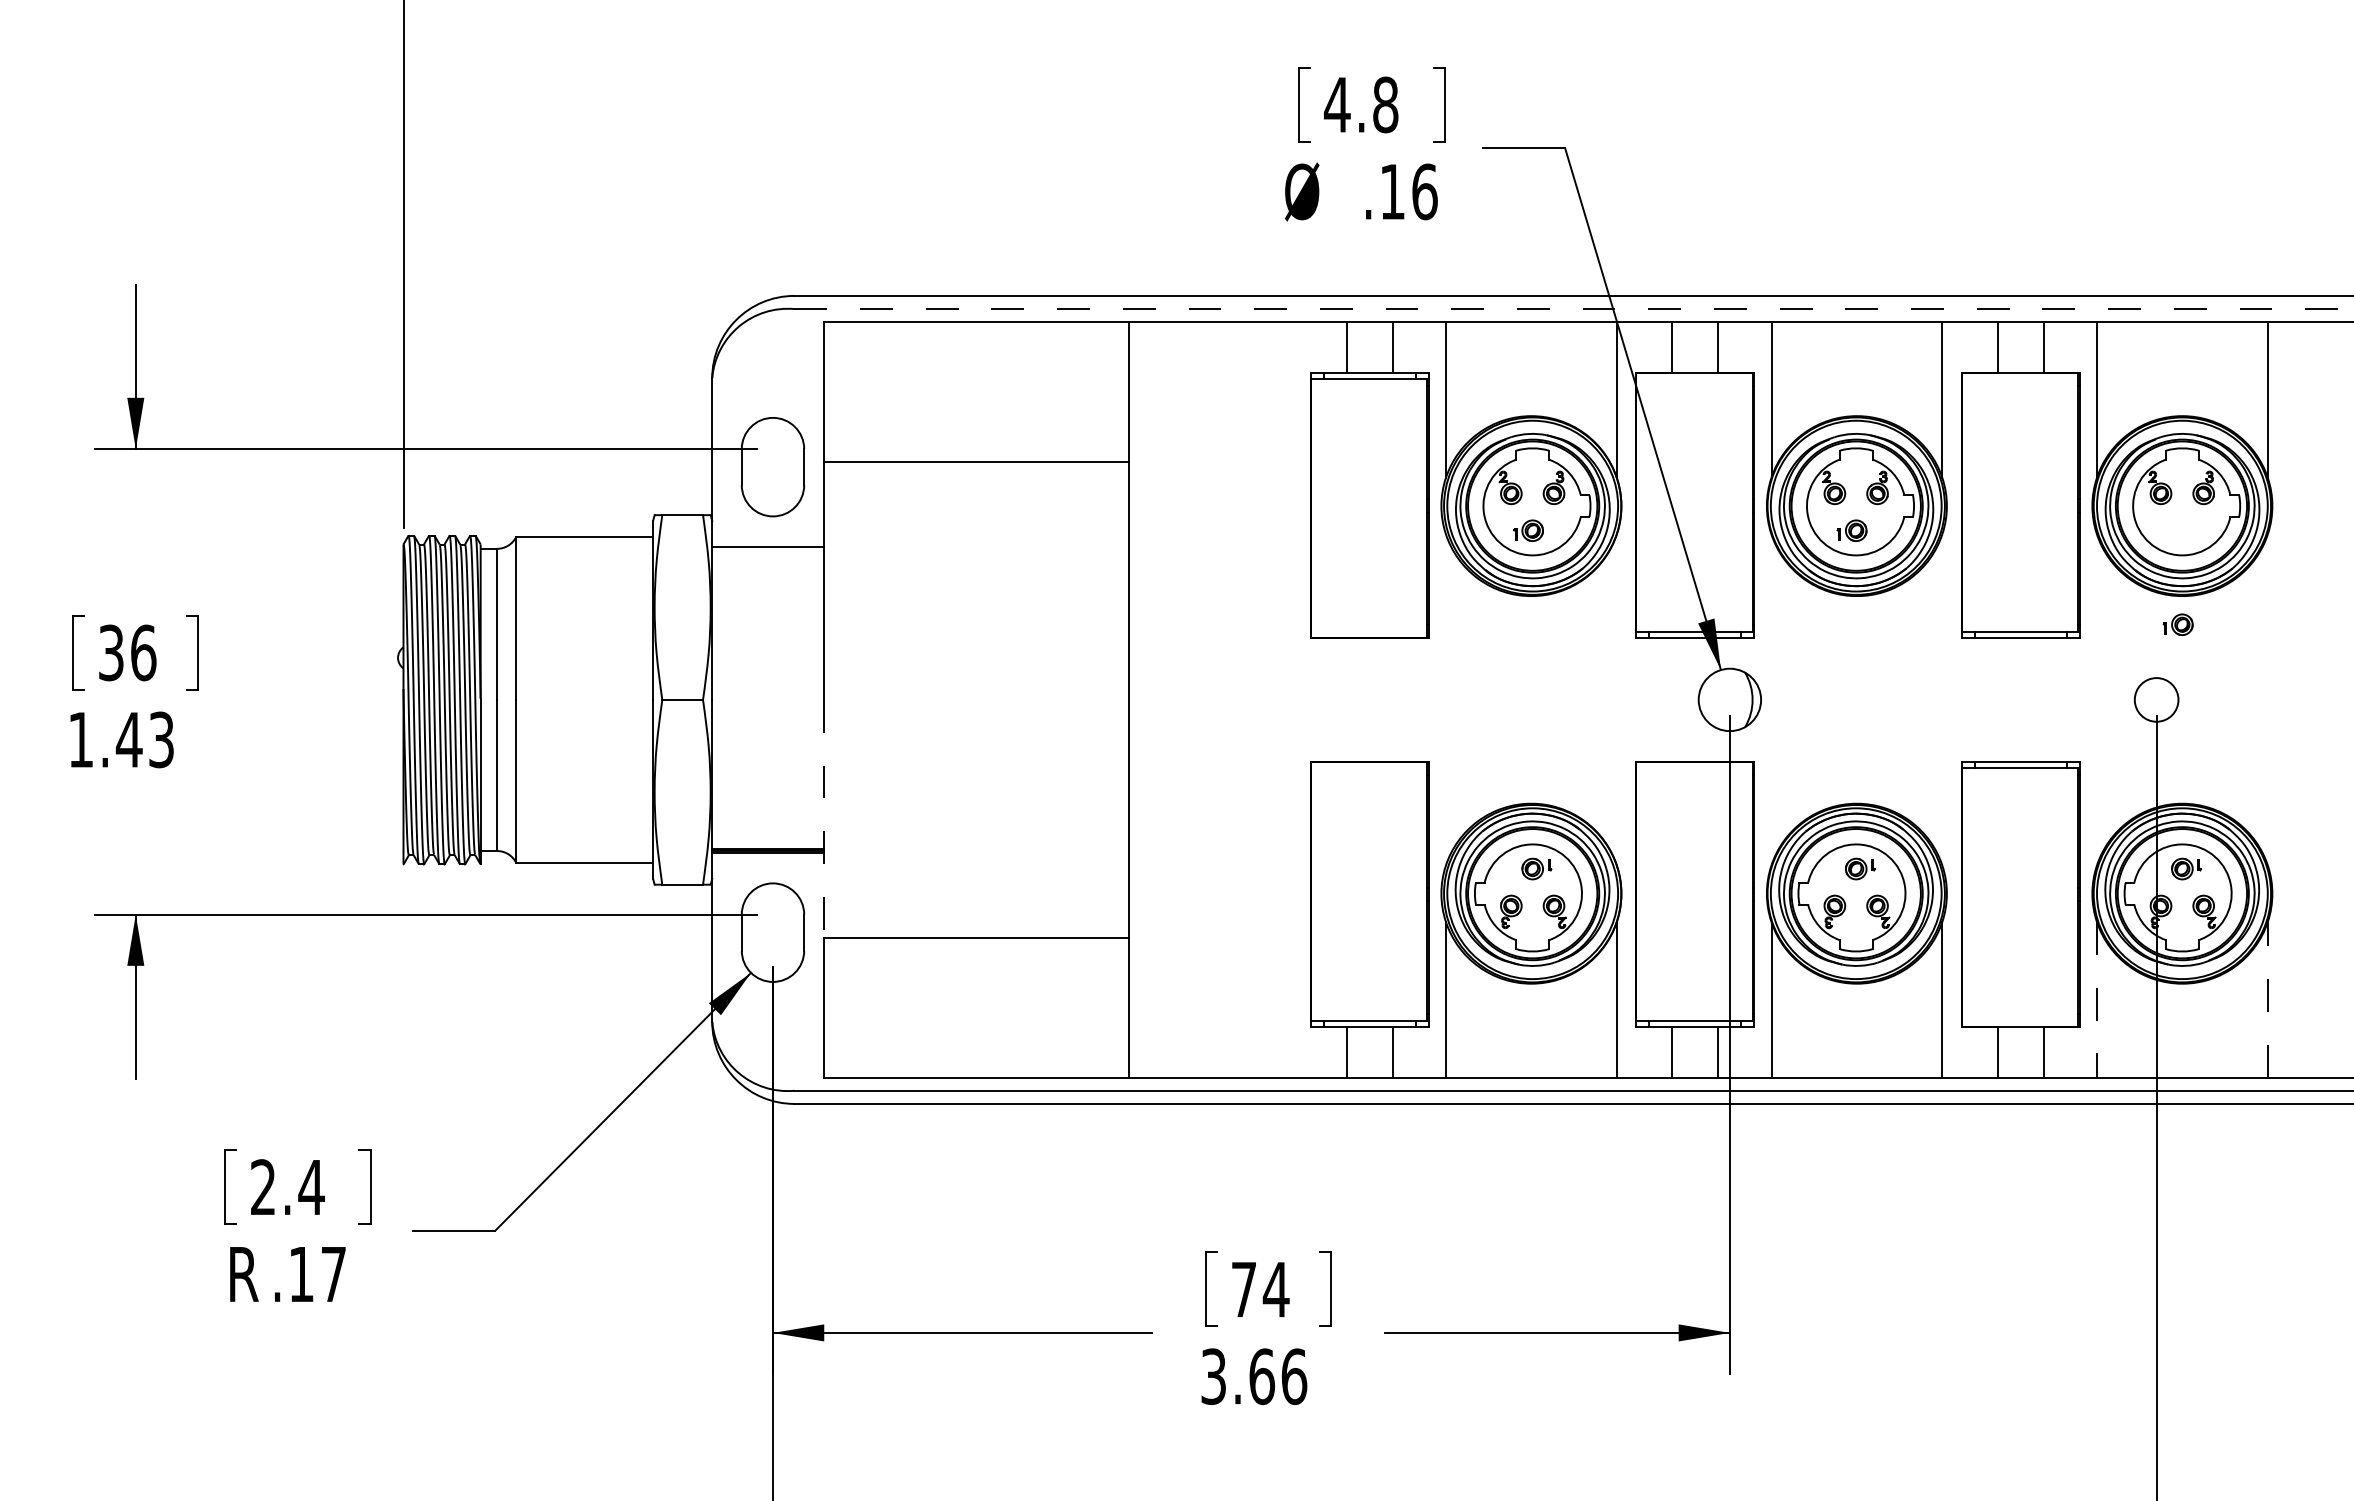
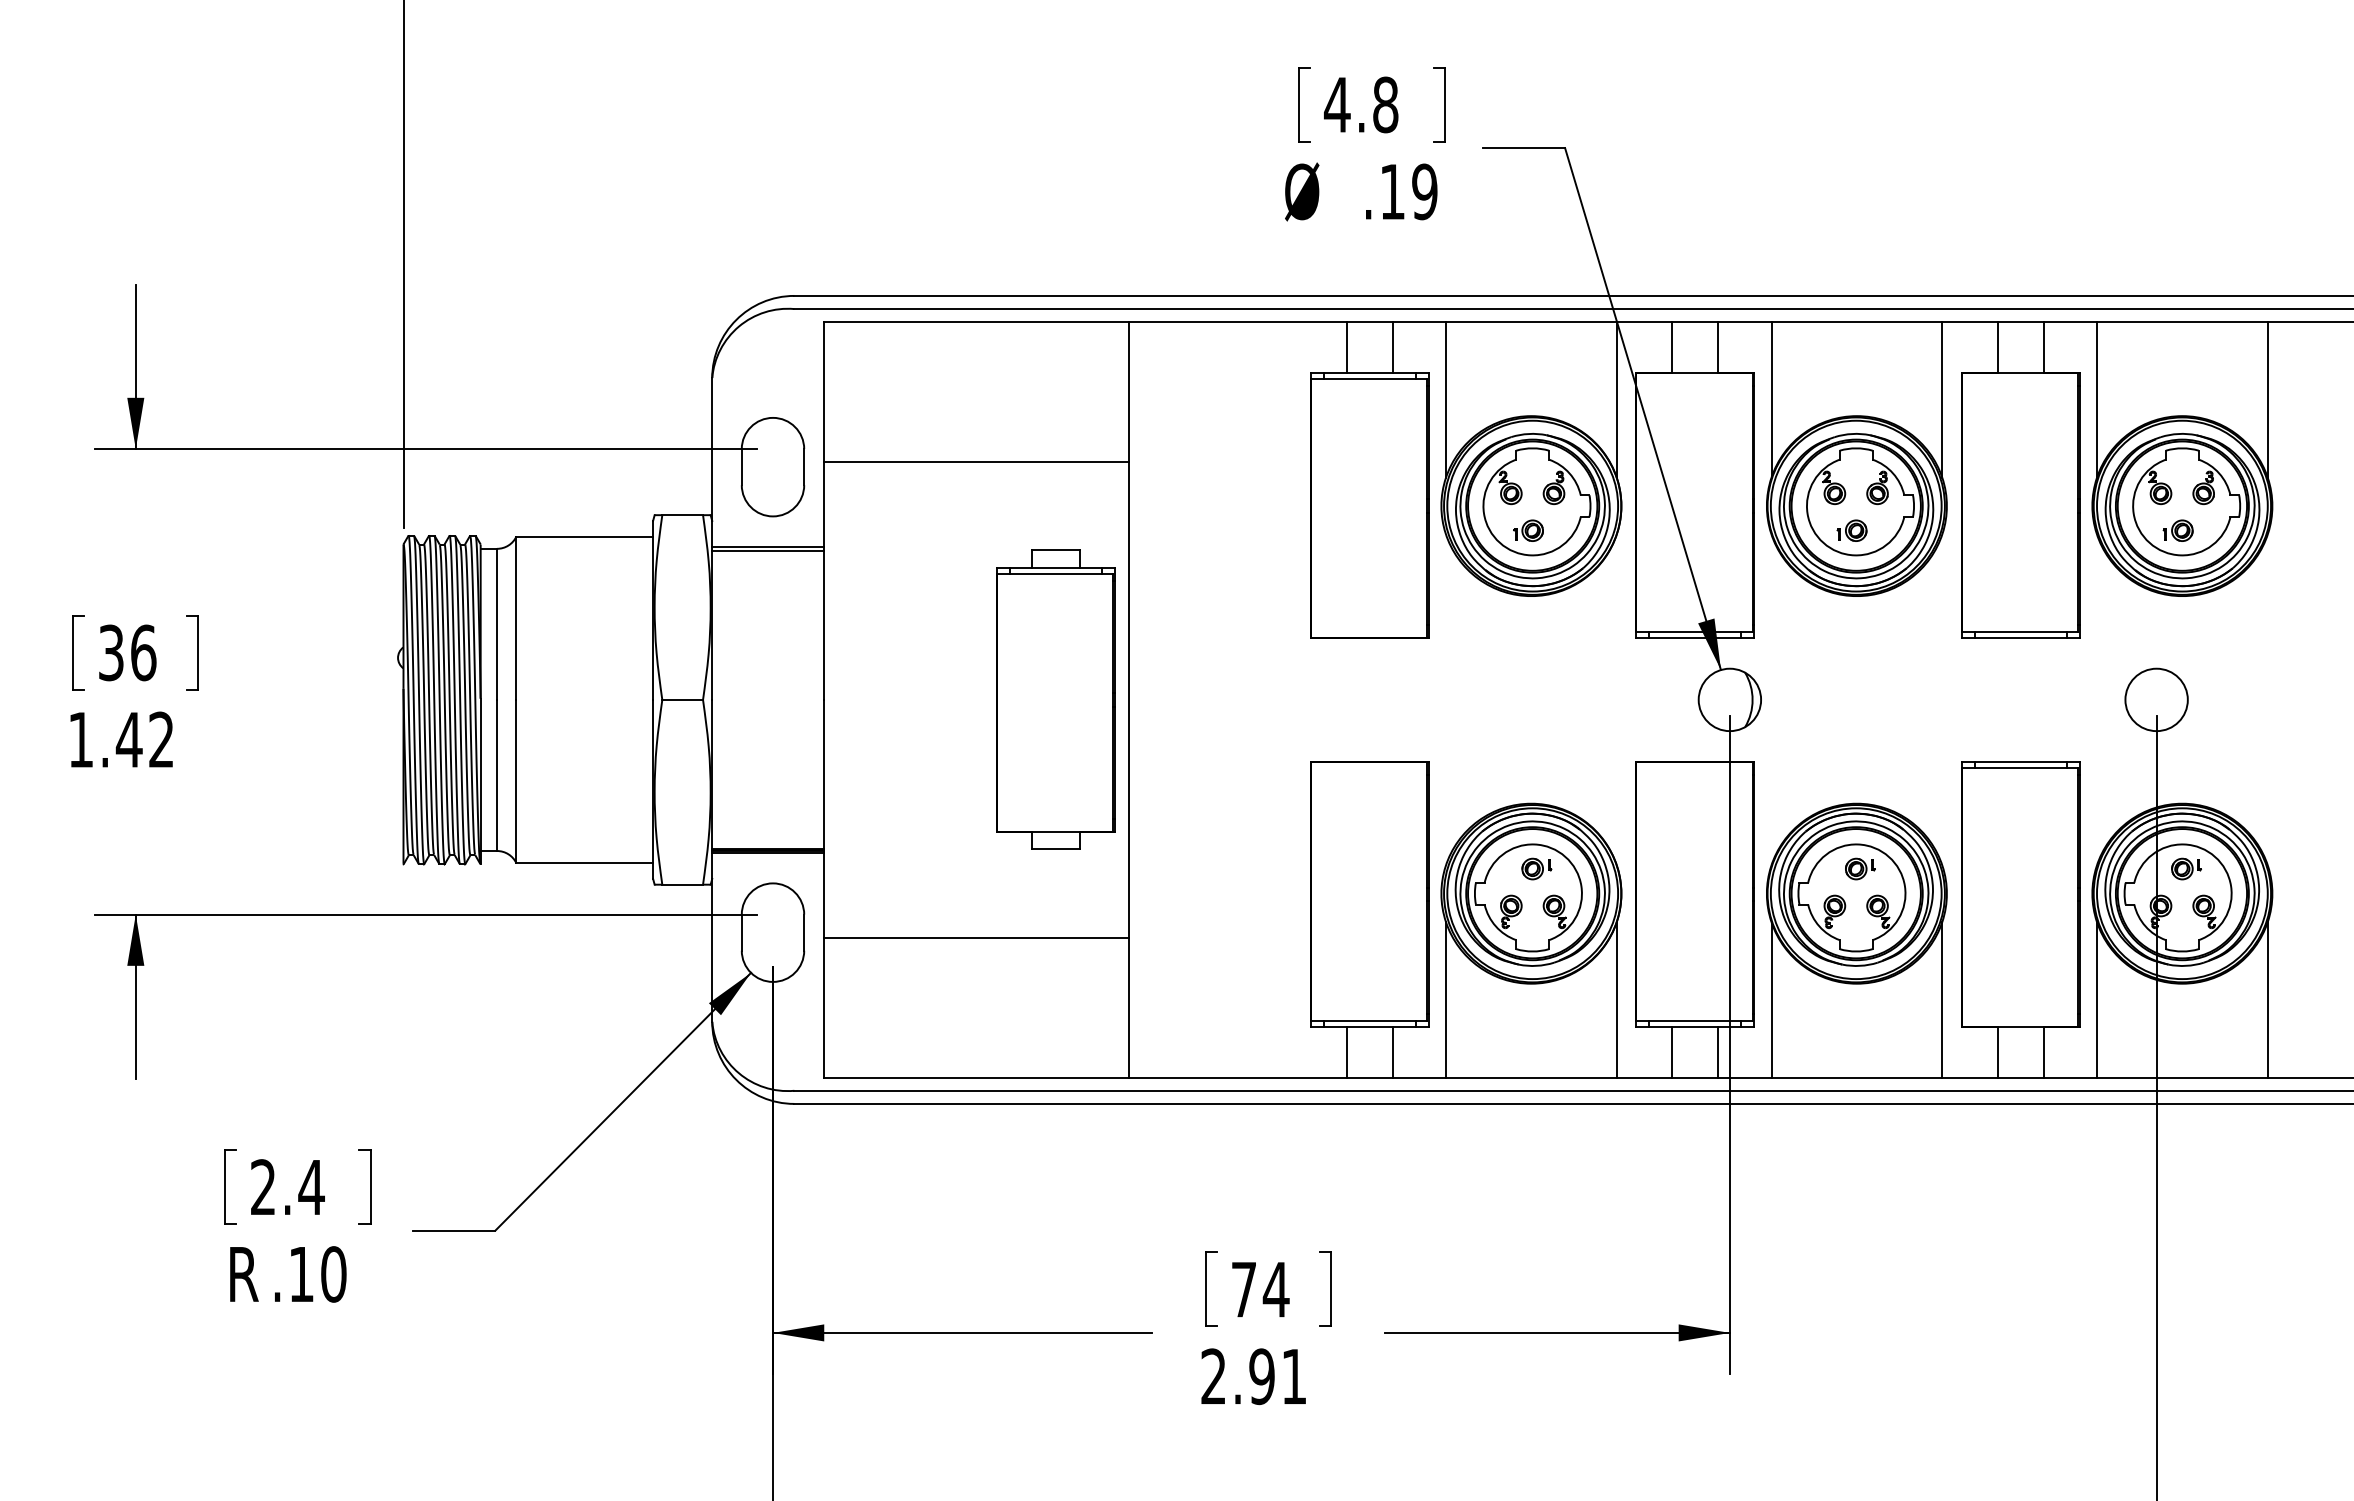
text: .16 -> .19 (1424, 191)
line: dashed -> solid (1573, 309)
line: none -> present (767, 550)
part position: (2177, 624) -> (2177, 530) (2177, 530)
part: none -> present (1055, 699)
circle diameter: 44 px -> 62 px (2156, 699)
text: 1.43 -> 1.42 (161, 739)
line: dashed -> solid (823, 819)
line: dashed -> solid (2096, 999)
line: dashed -> solid (2267, 999)
text: .17 -> .10 (333, 1274)
text: 3.66 -> 2.91 (1254, 1376)
